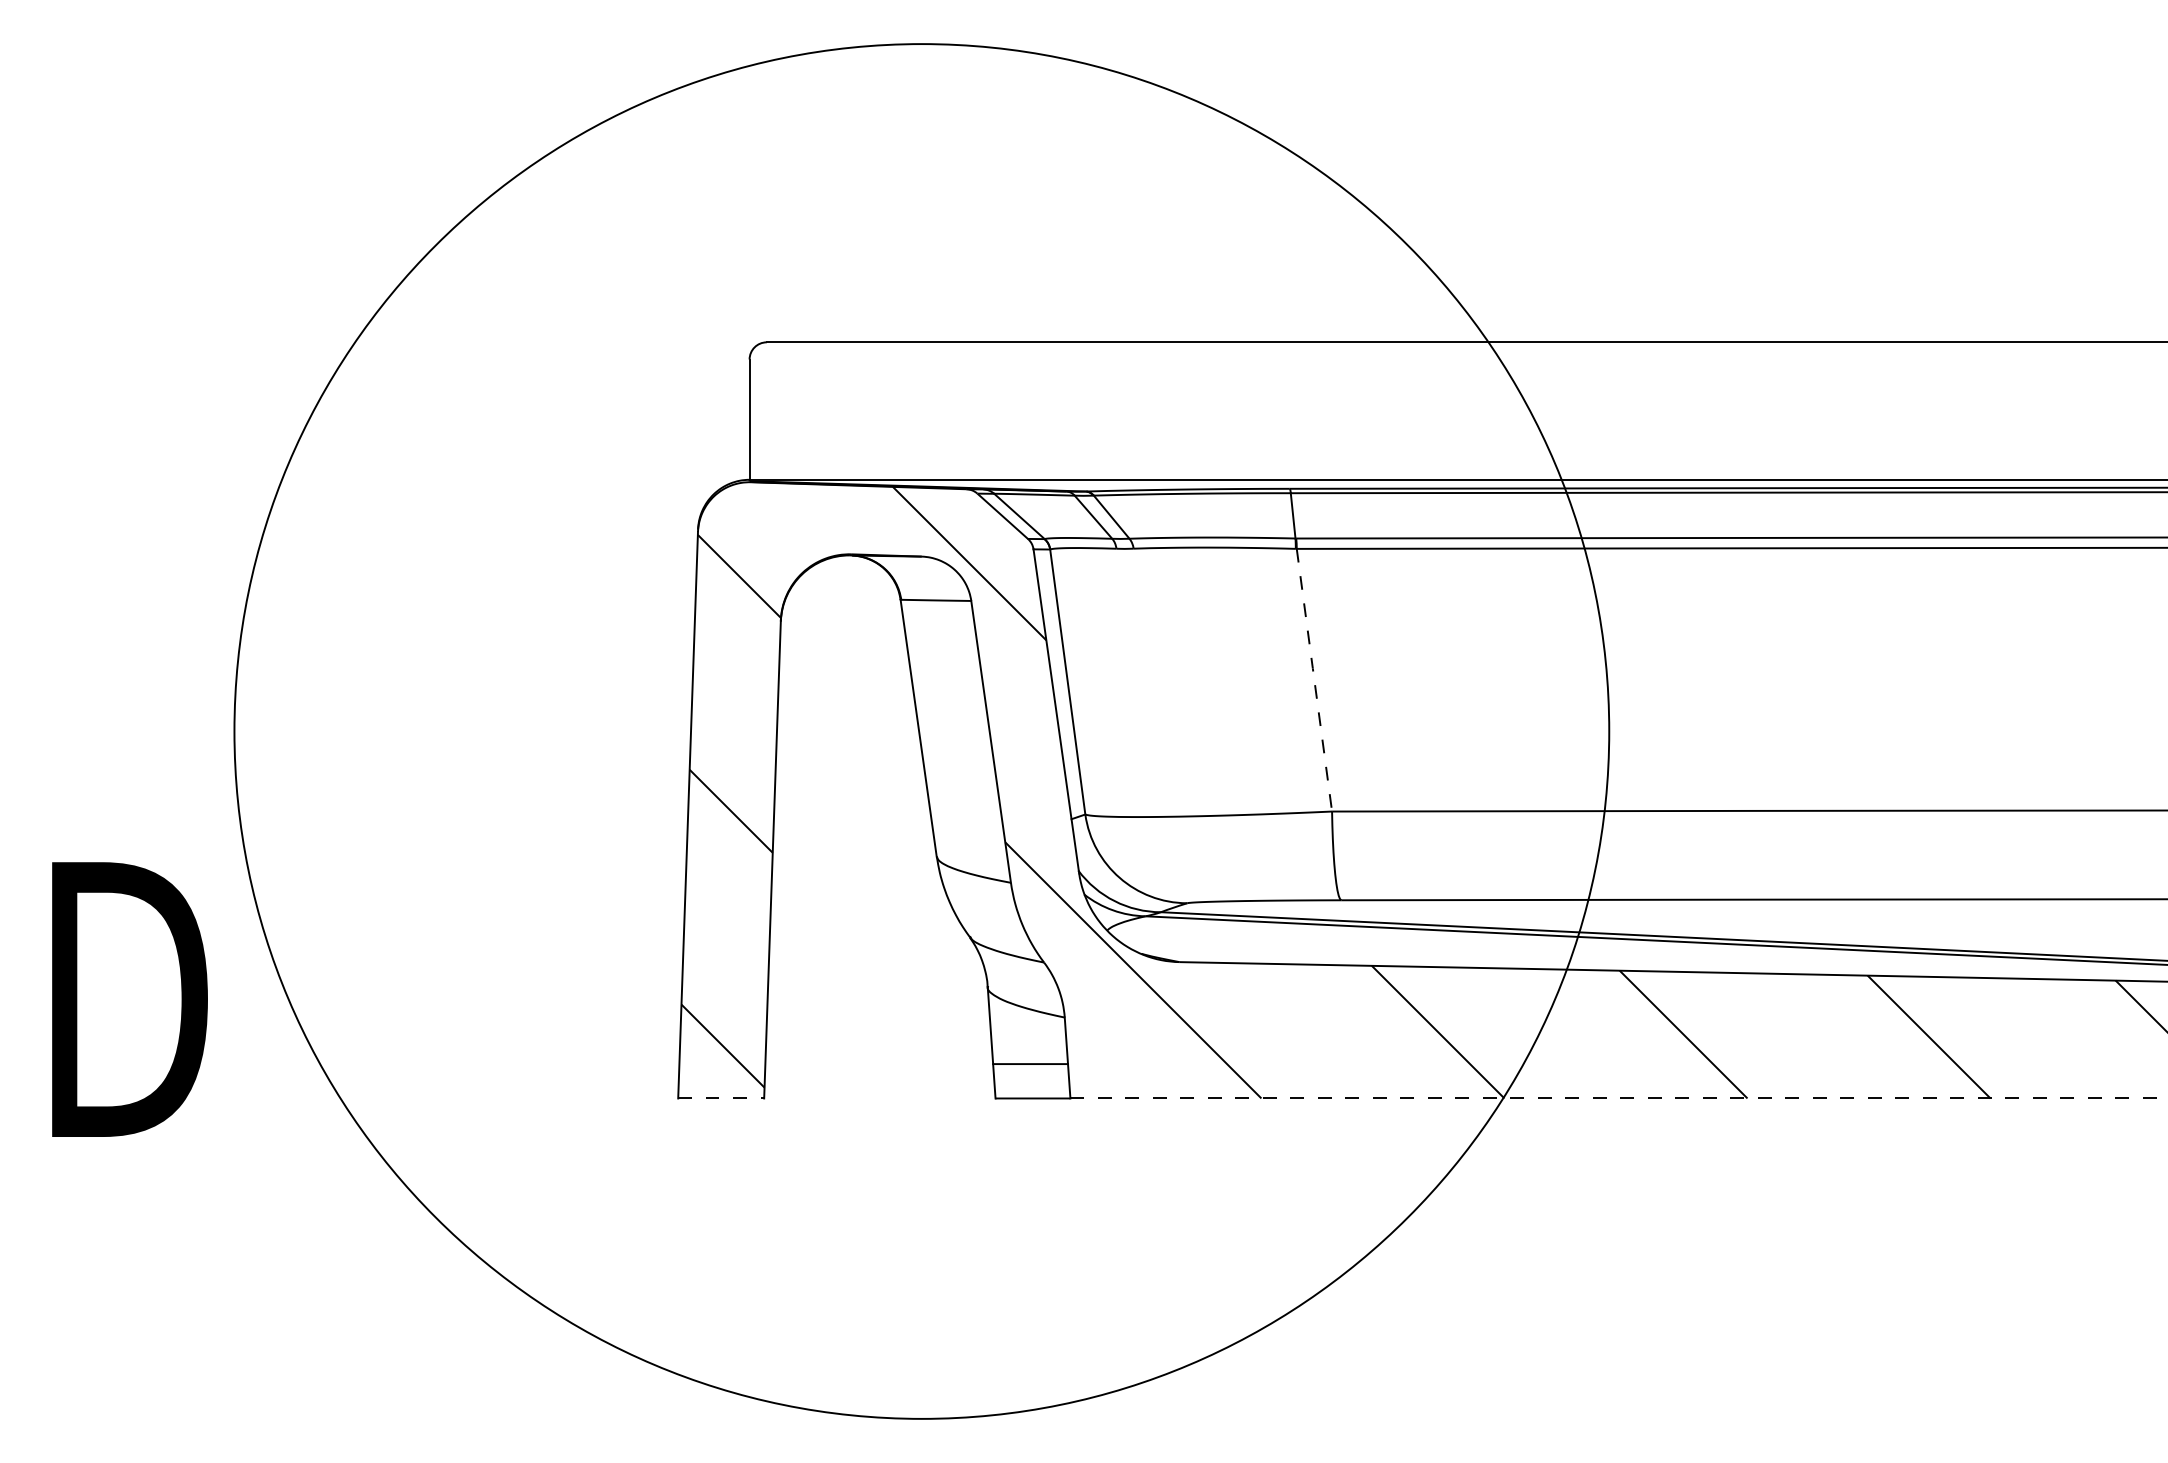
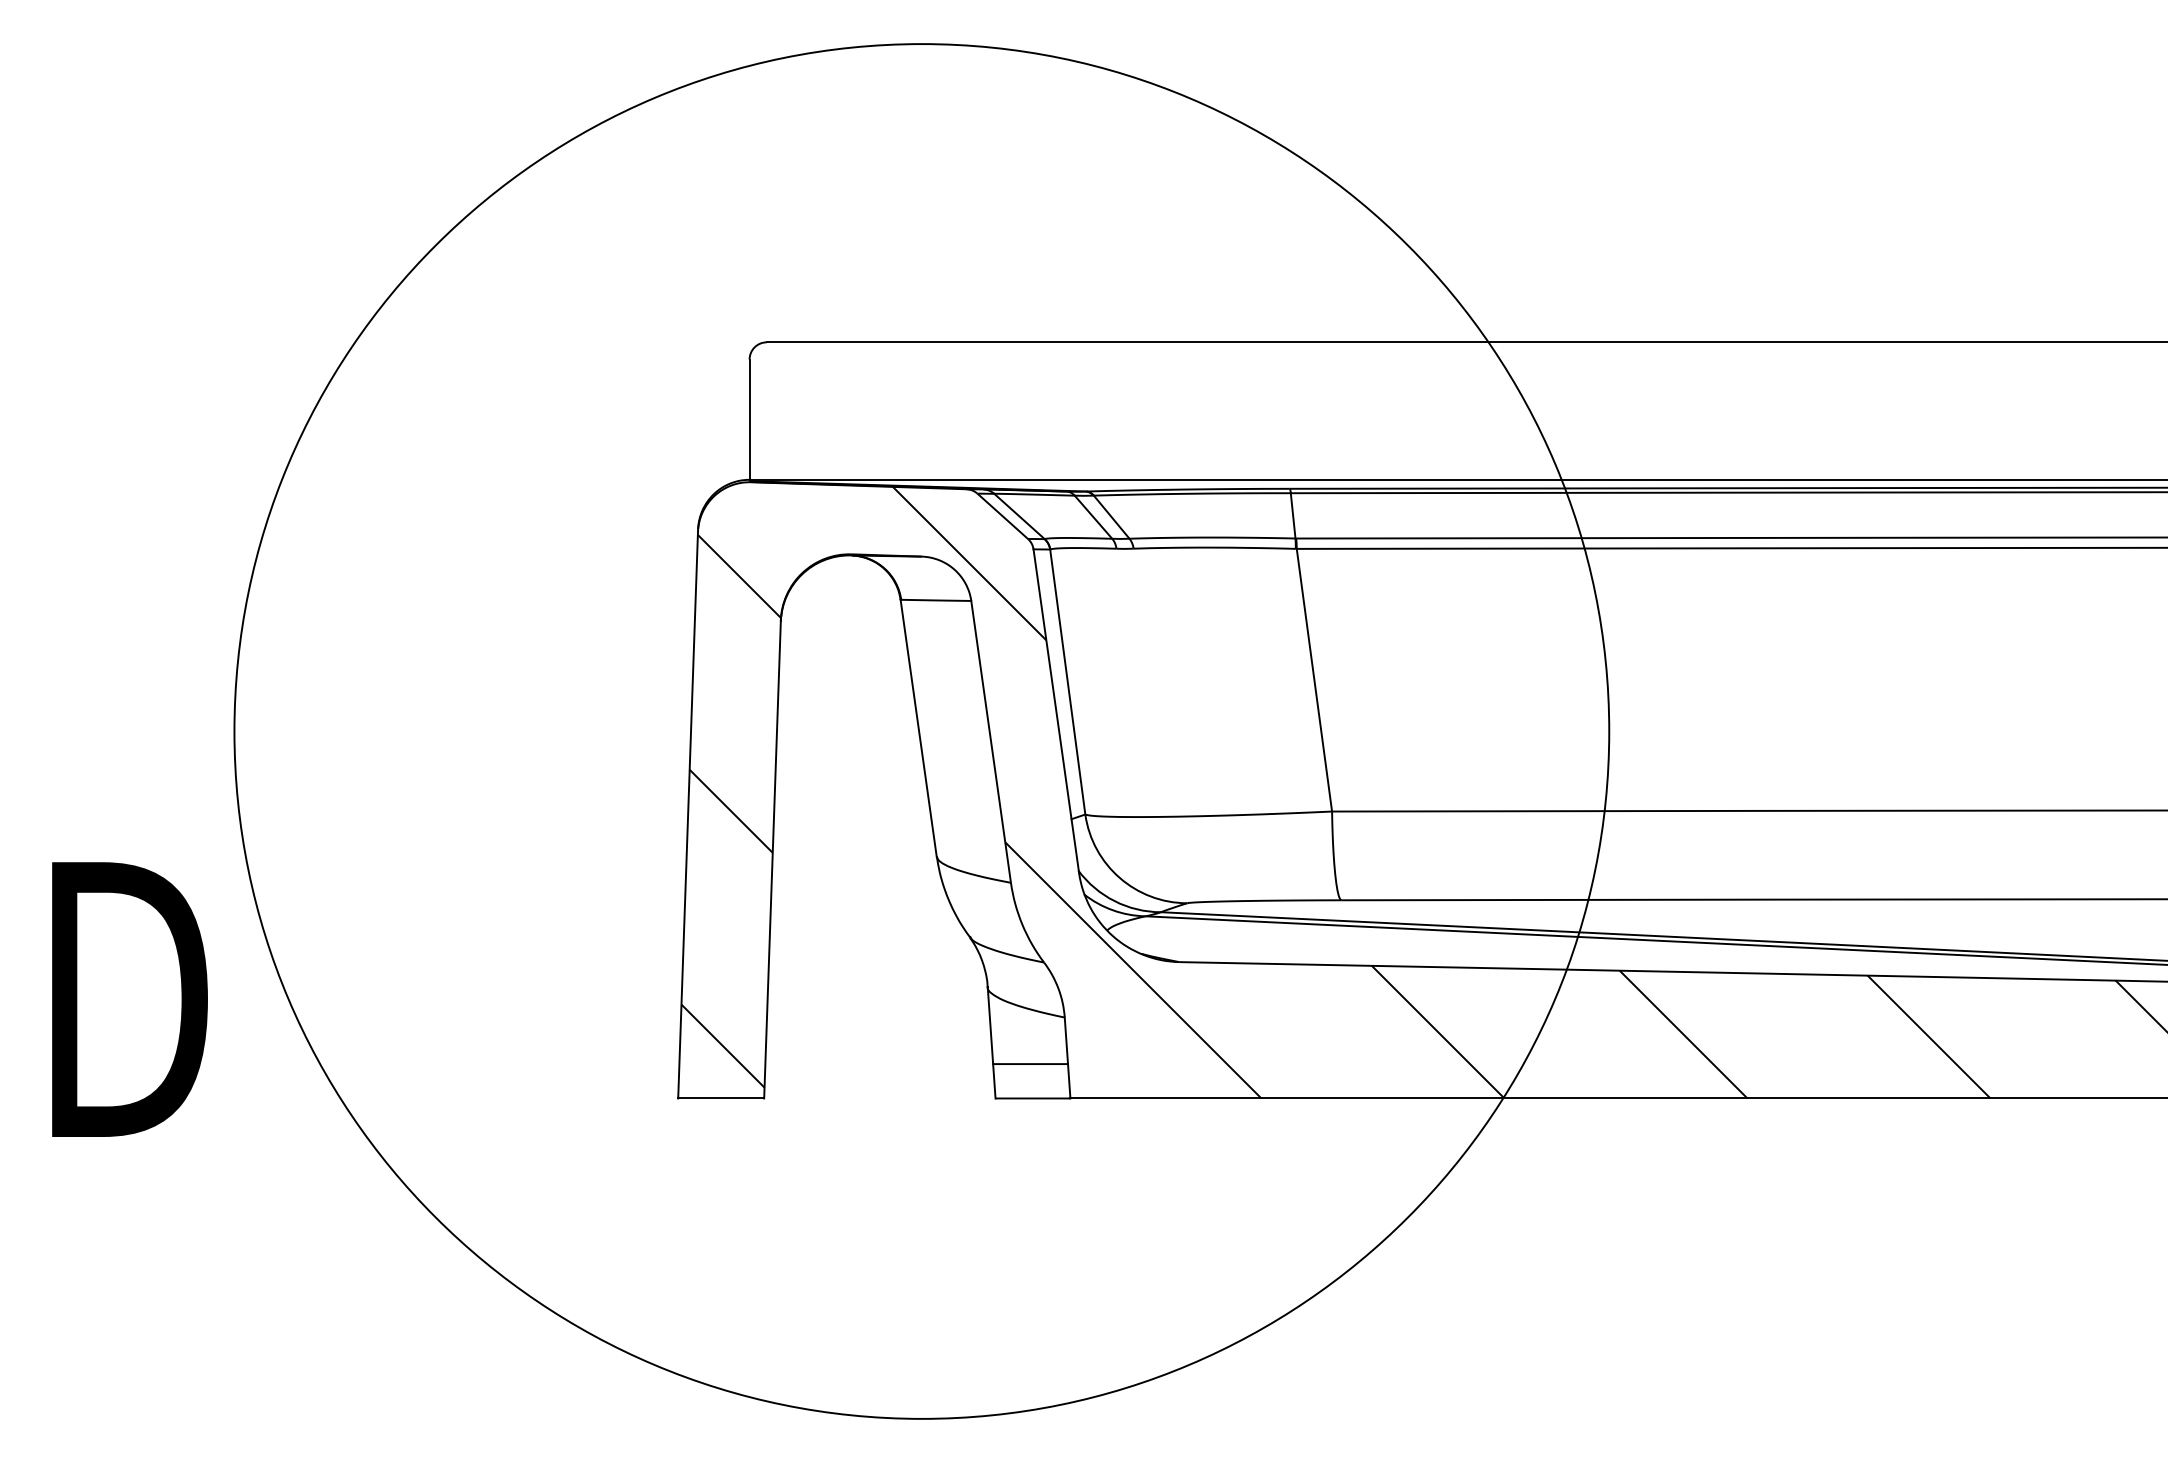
line: dashed -> solid (1314, 680)
line: dashed -> solid (721, 1098)
line: dashed -> solid (1619, 1098)
